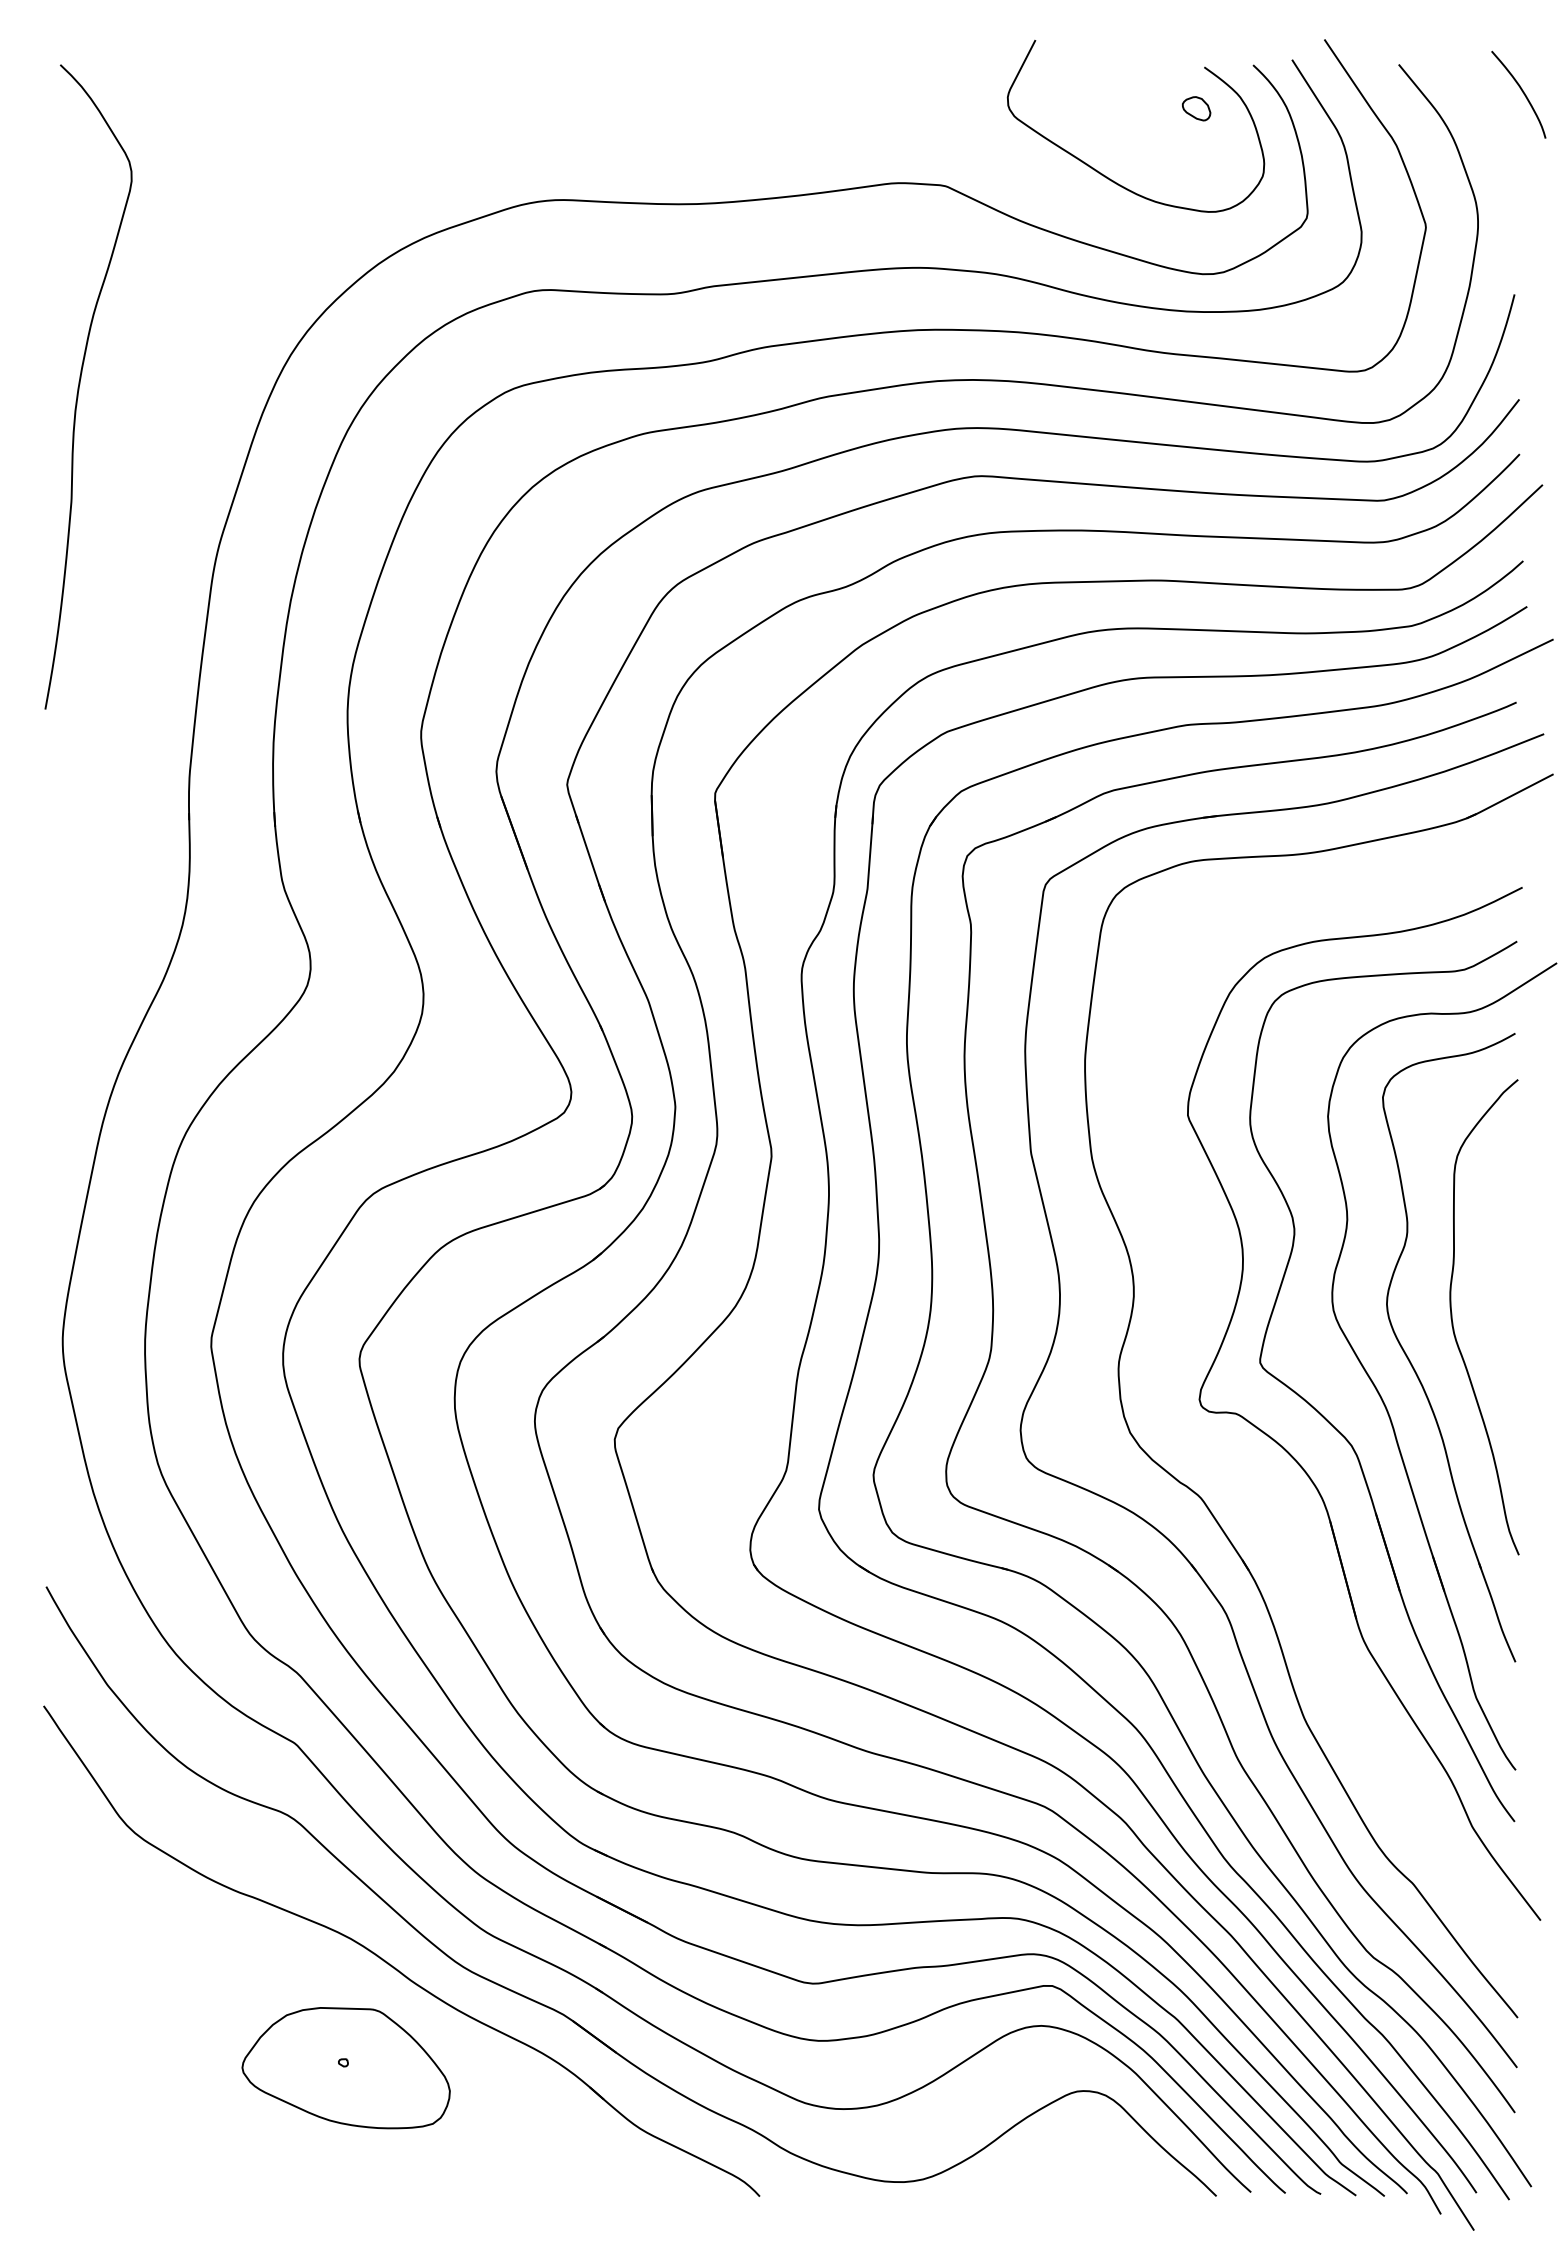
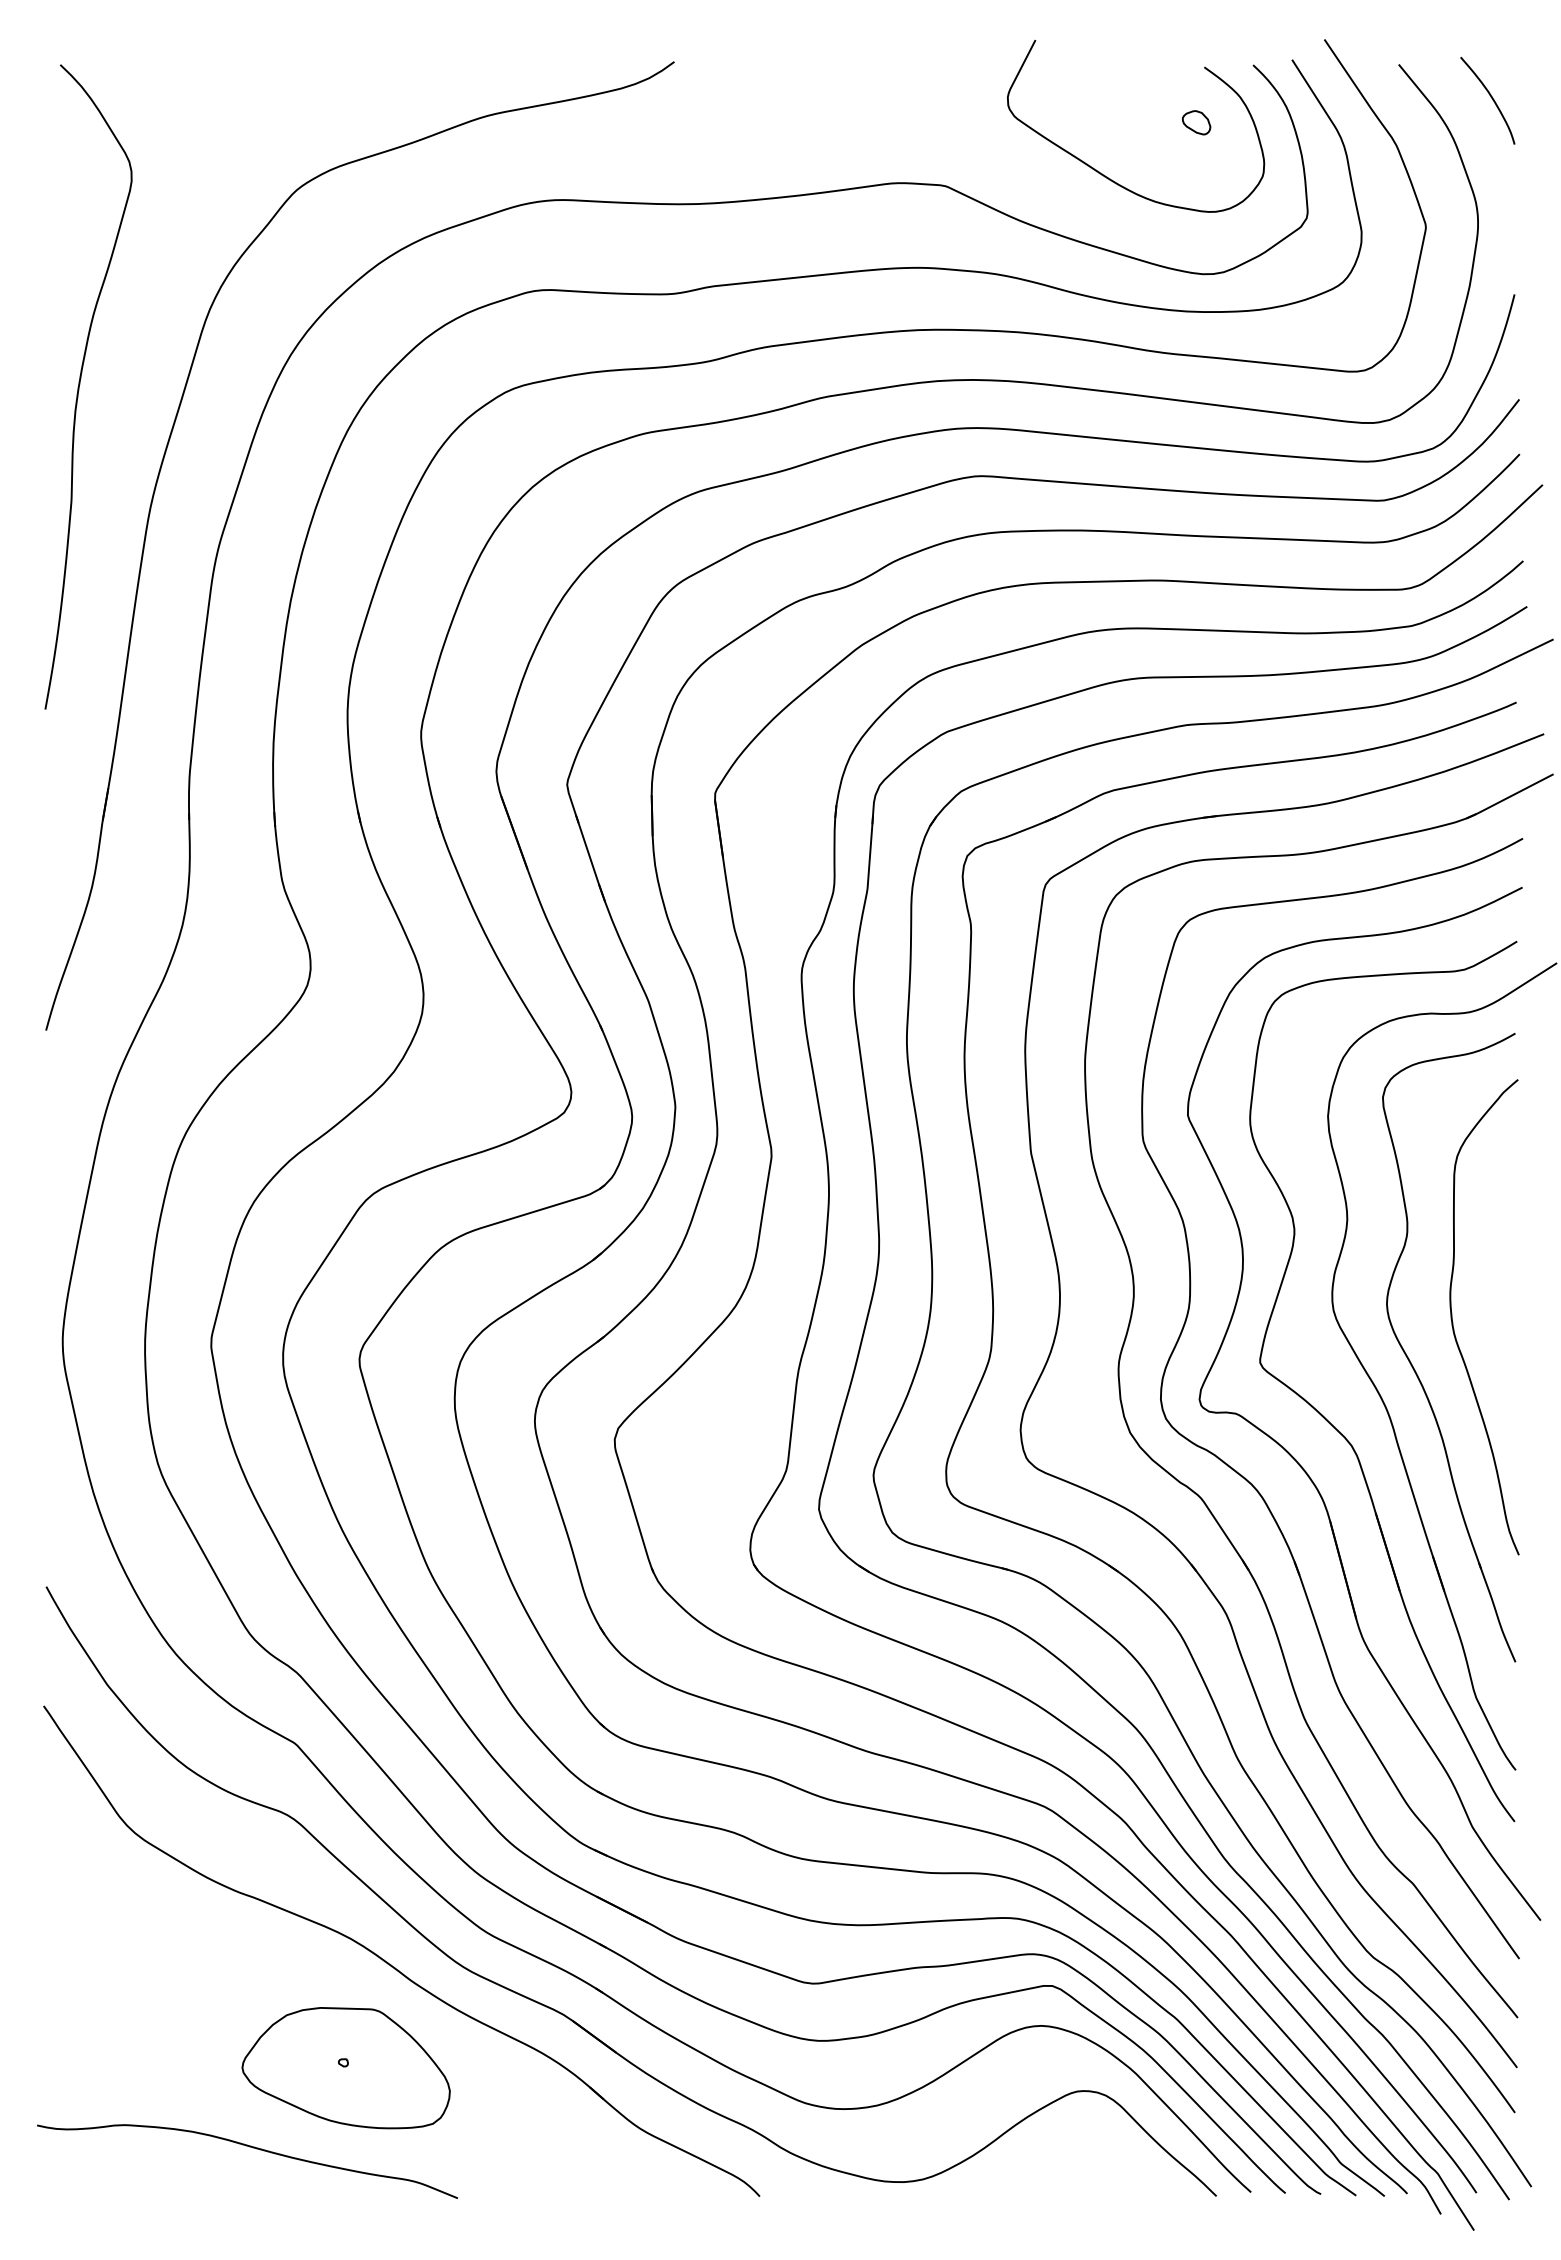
curve position: (1521, 91) -> (1490, 97) (1490, 97)
part position: (1196, 108) -> (1196, 122) (1196, 122)
part: none -> present (153, 500)
part: none -> present (1252, 1483)
curve: none -> present (249, 2147)
